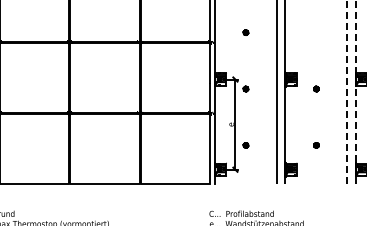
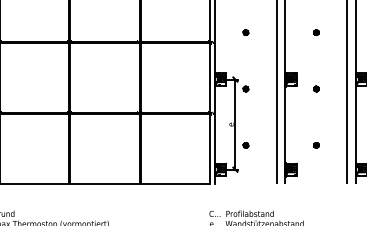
line: dashed -> solid (347, 0)
part: none -> present (316, 32)
